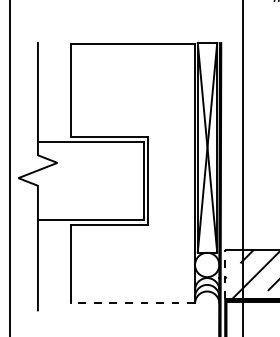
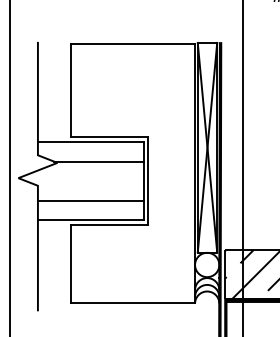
line: none -> present (98, 161)
line: none -> present (90, 200)
line: dashed -> solid (225, 274)
line: dashed -> solid (132, 302)
